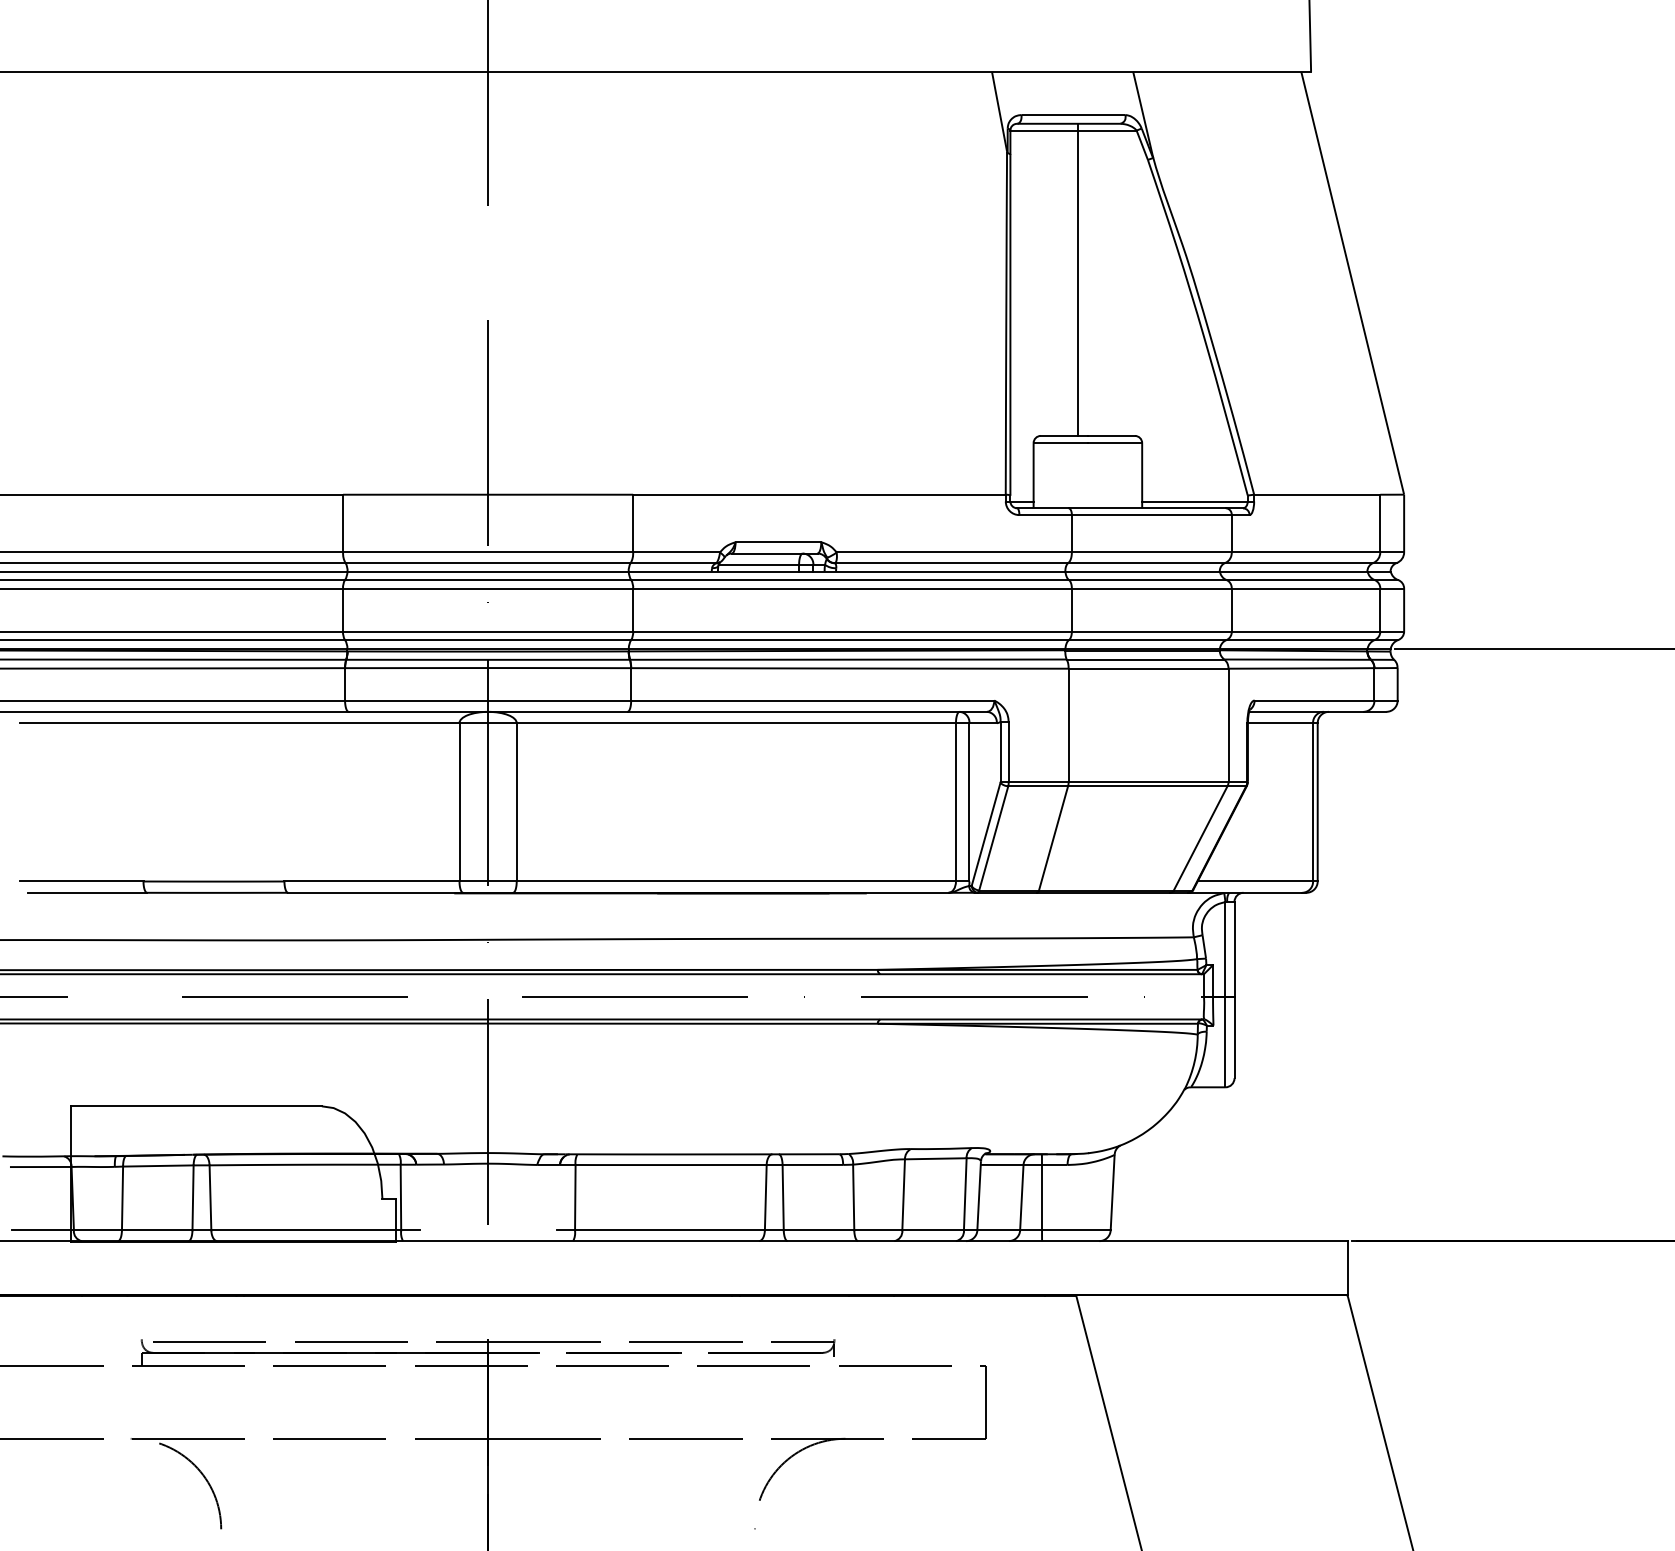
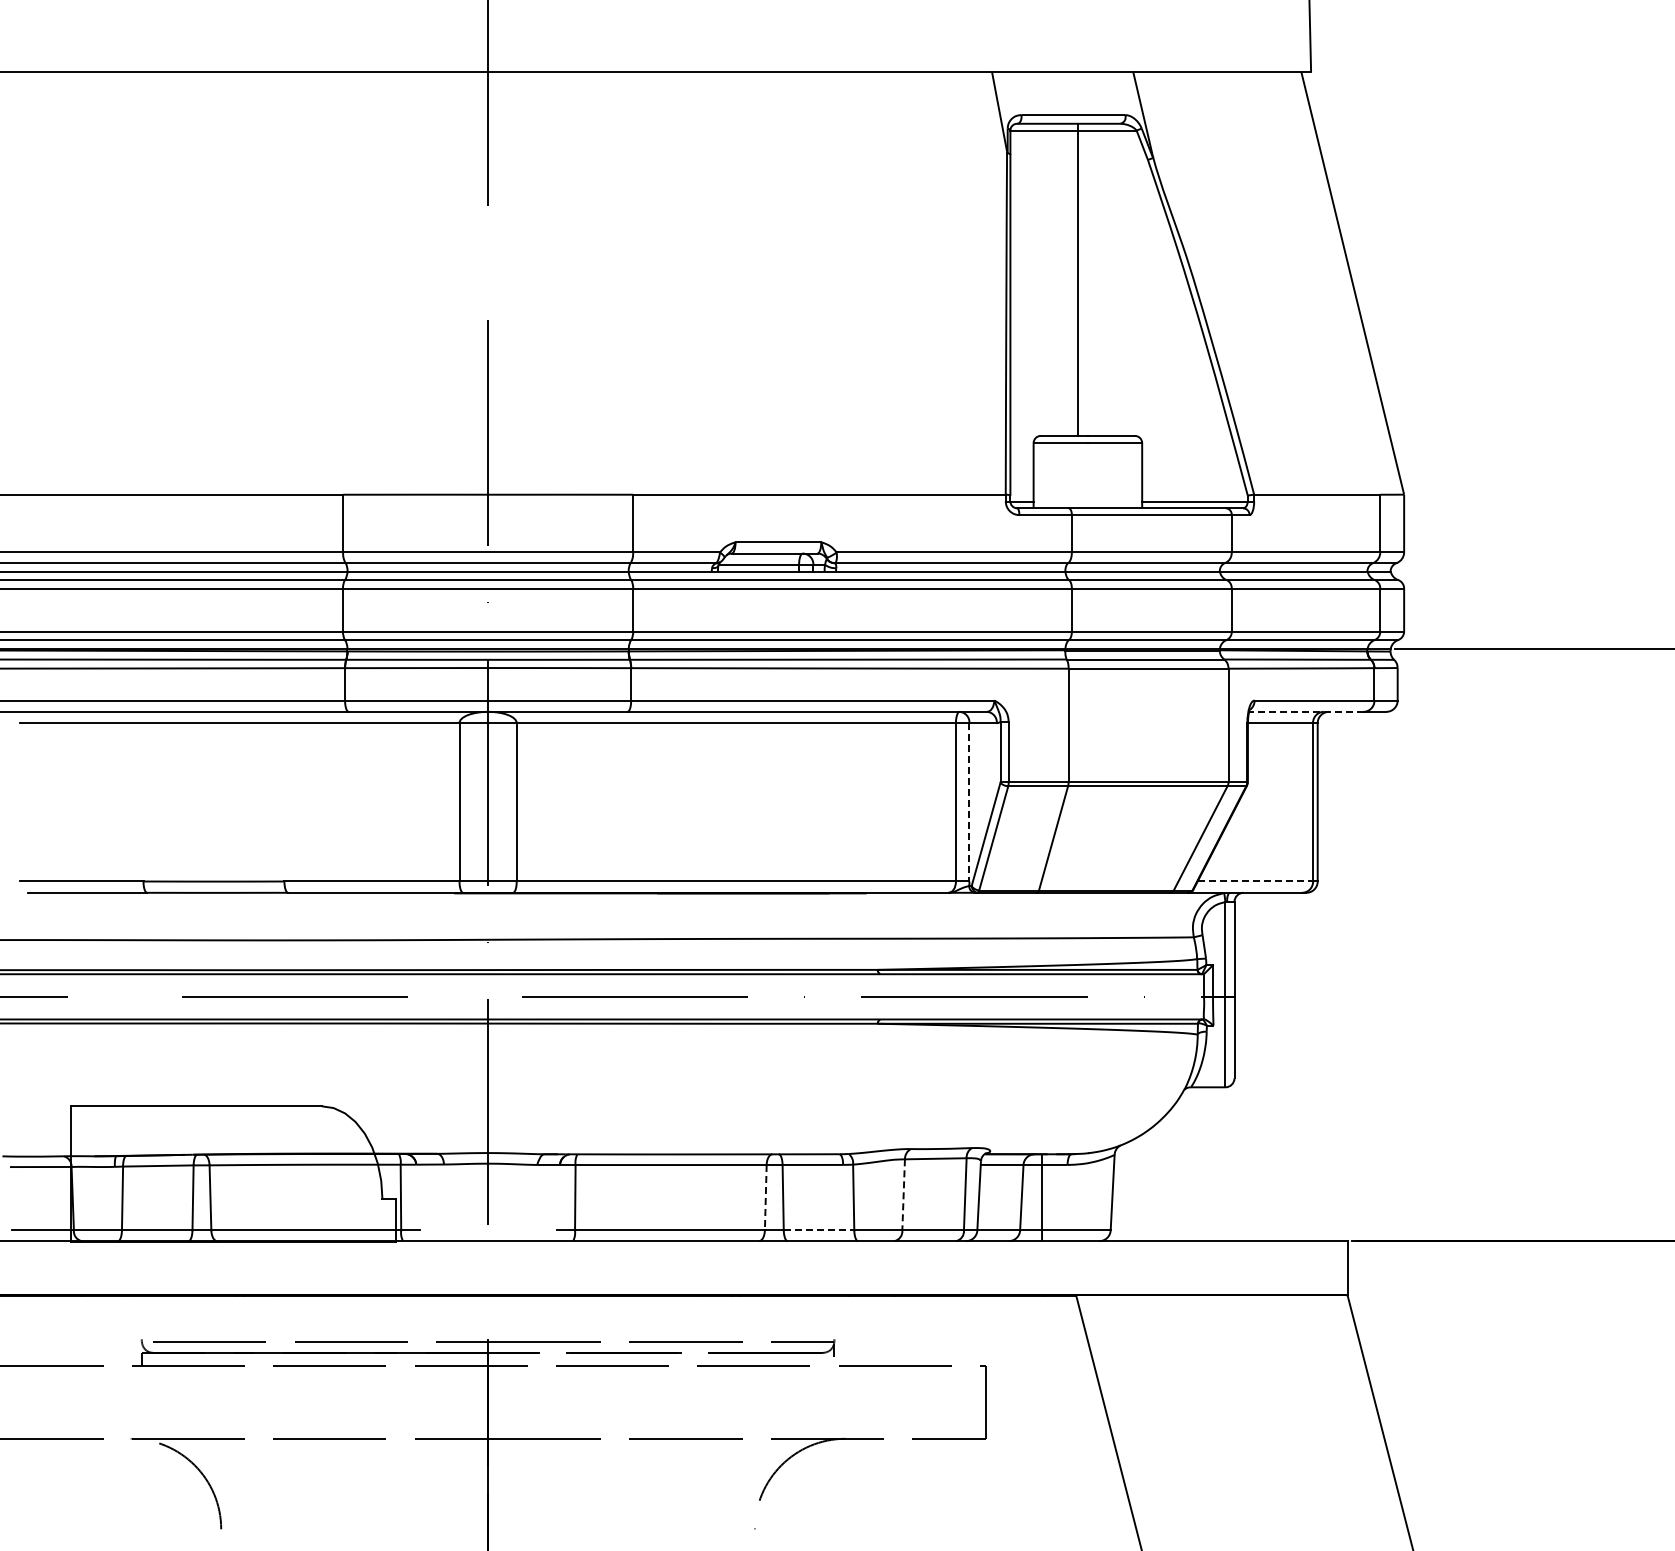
line: solid -> dashed (1305, 711)
line: solid -> dashed (969, 802)
line: solid -> dashed (1255, 881)
line: solid -> dashed (903, 1194)
line: solid -> dashed (765, 1197)
line: solid -> dashed (819, 1230)
